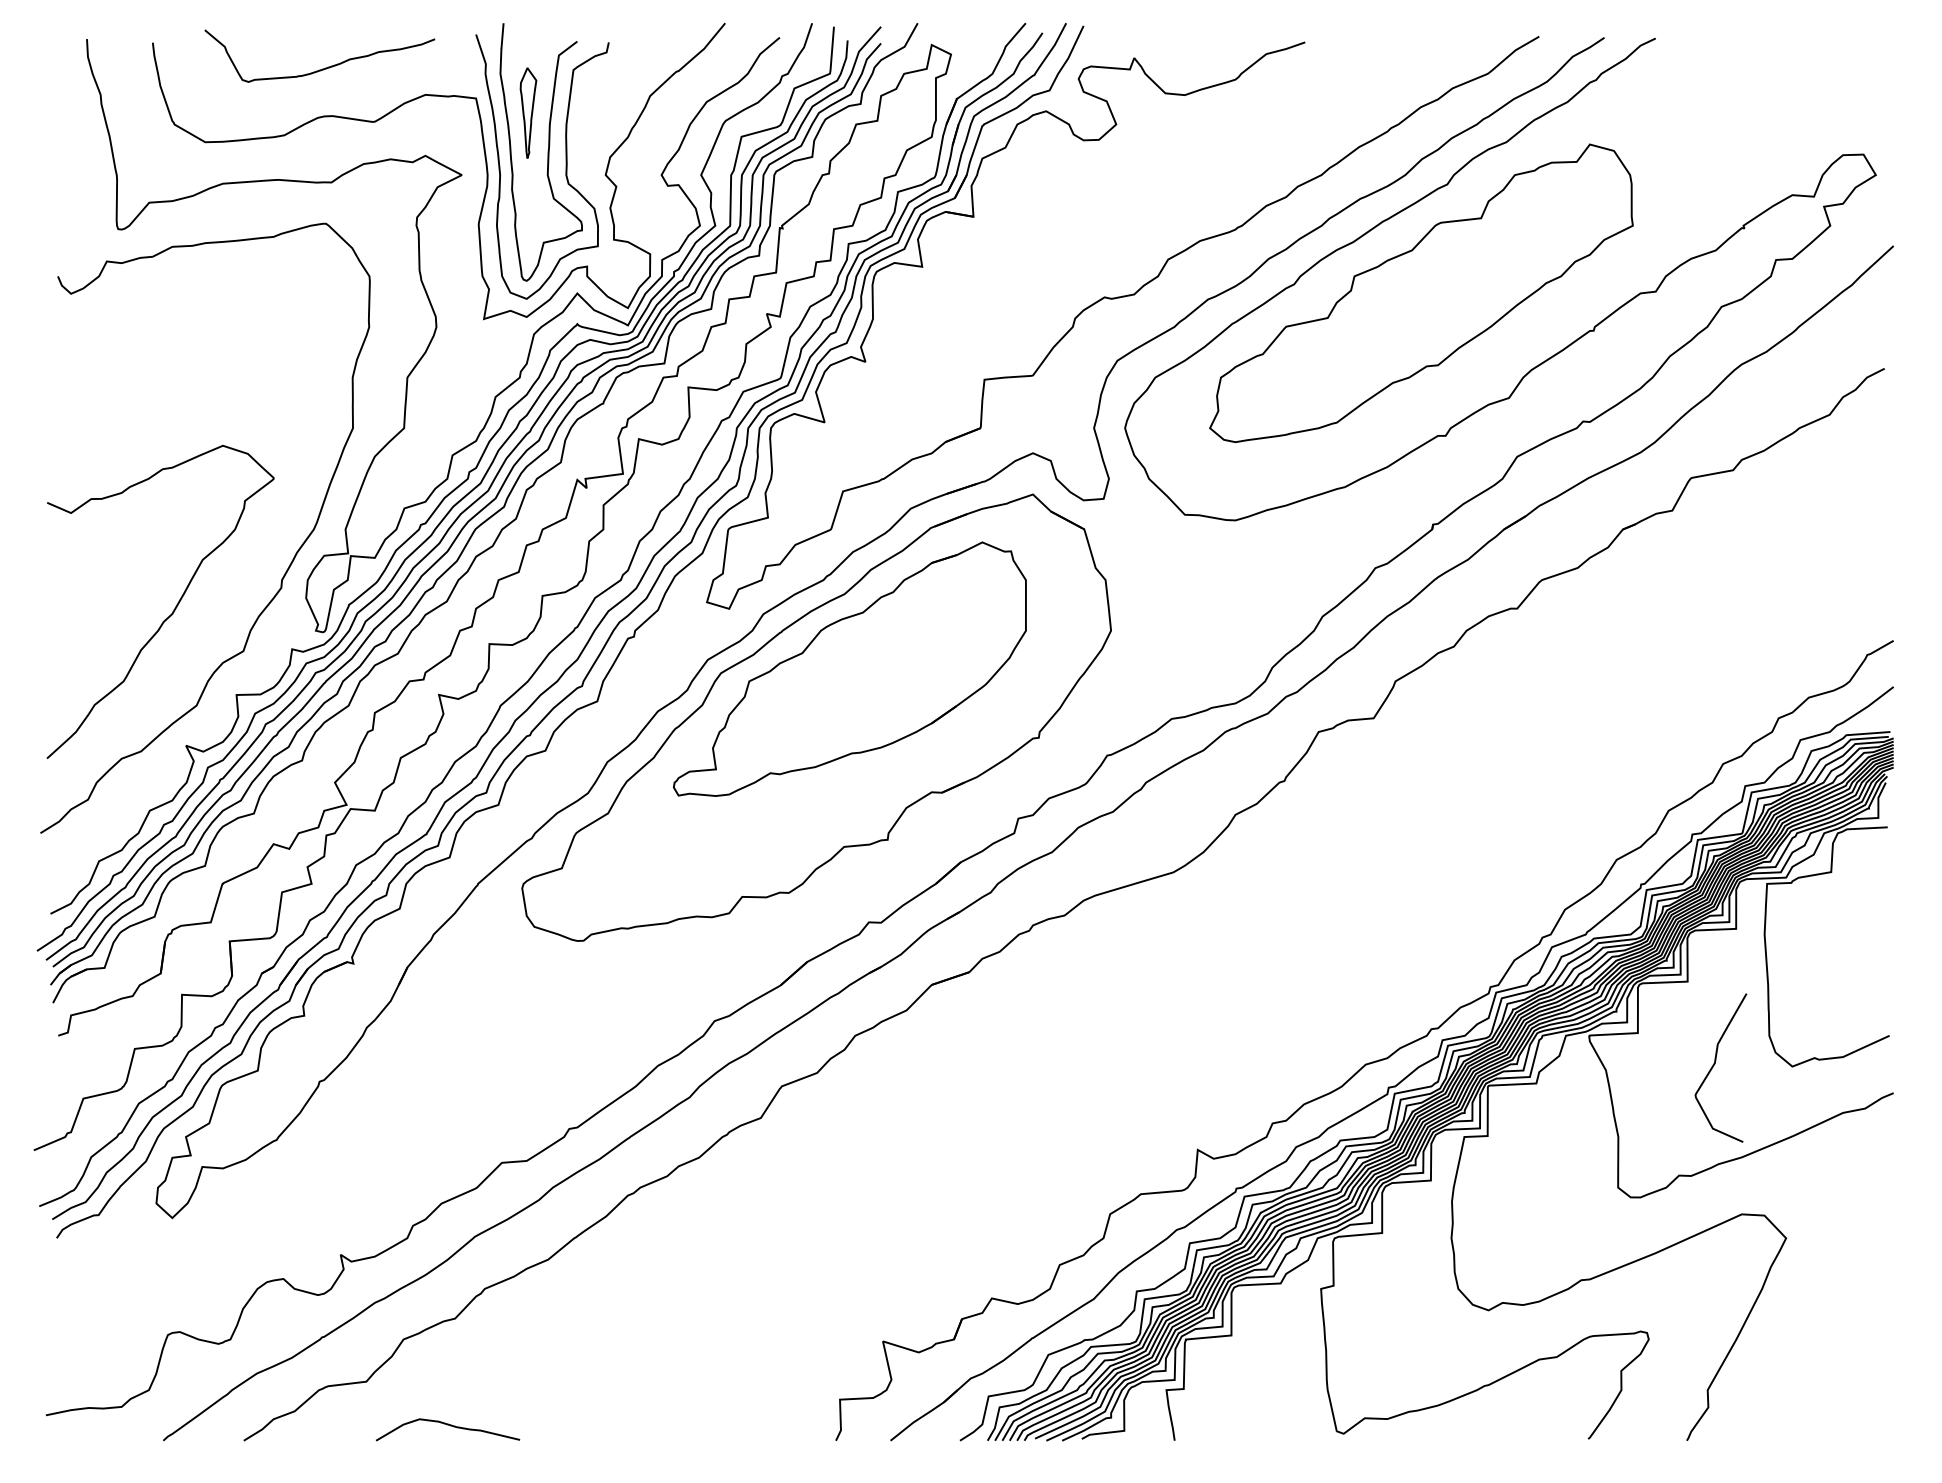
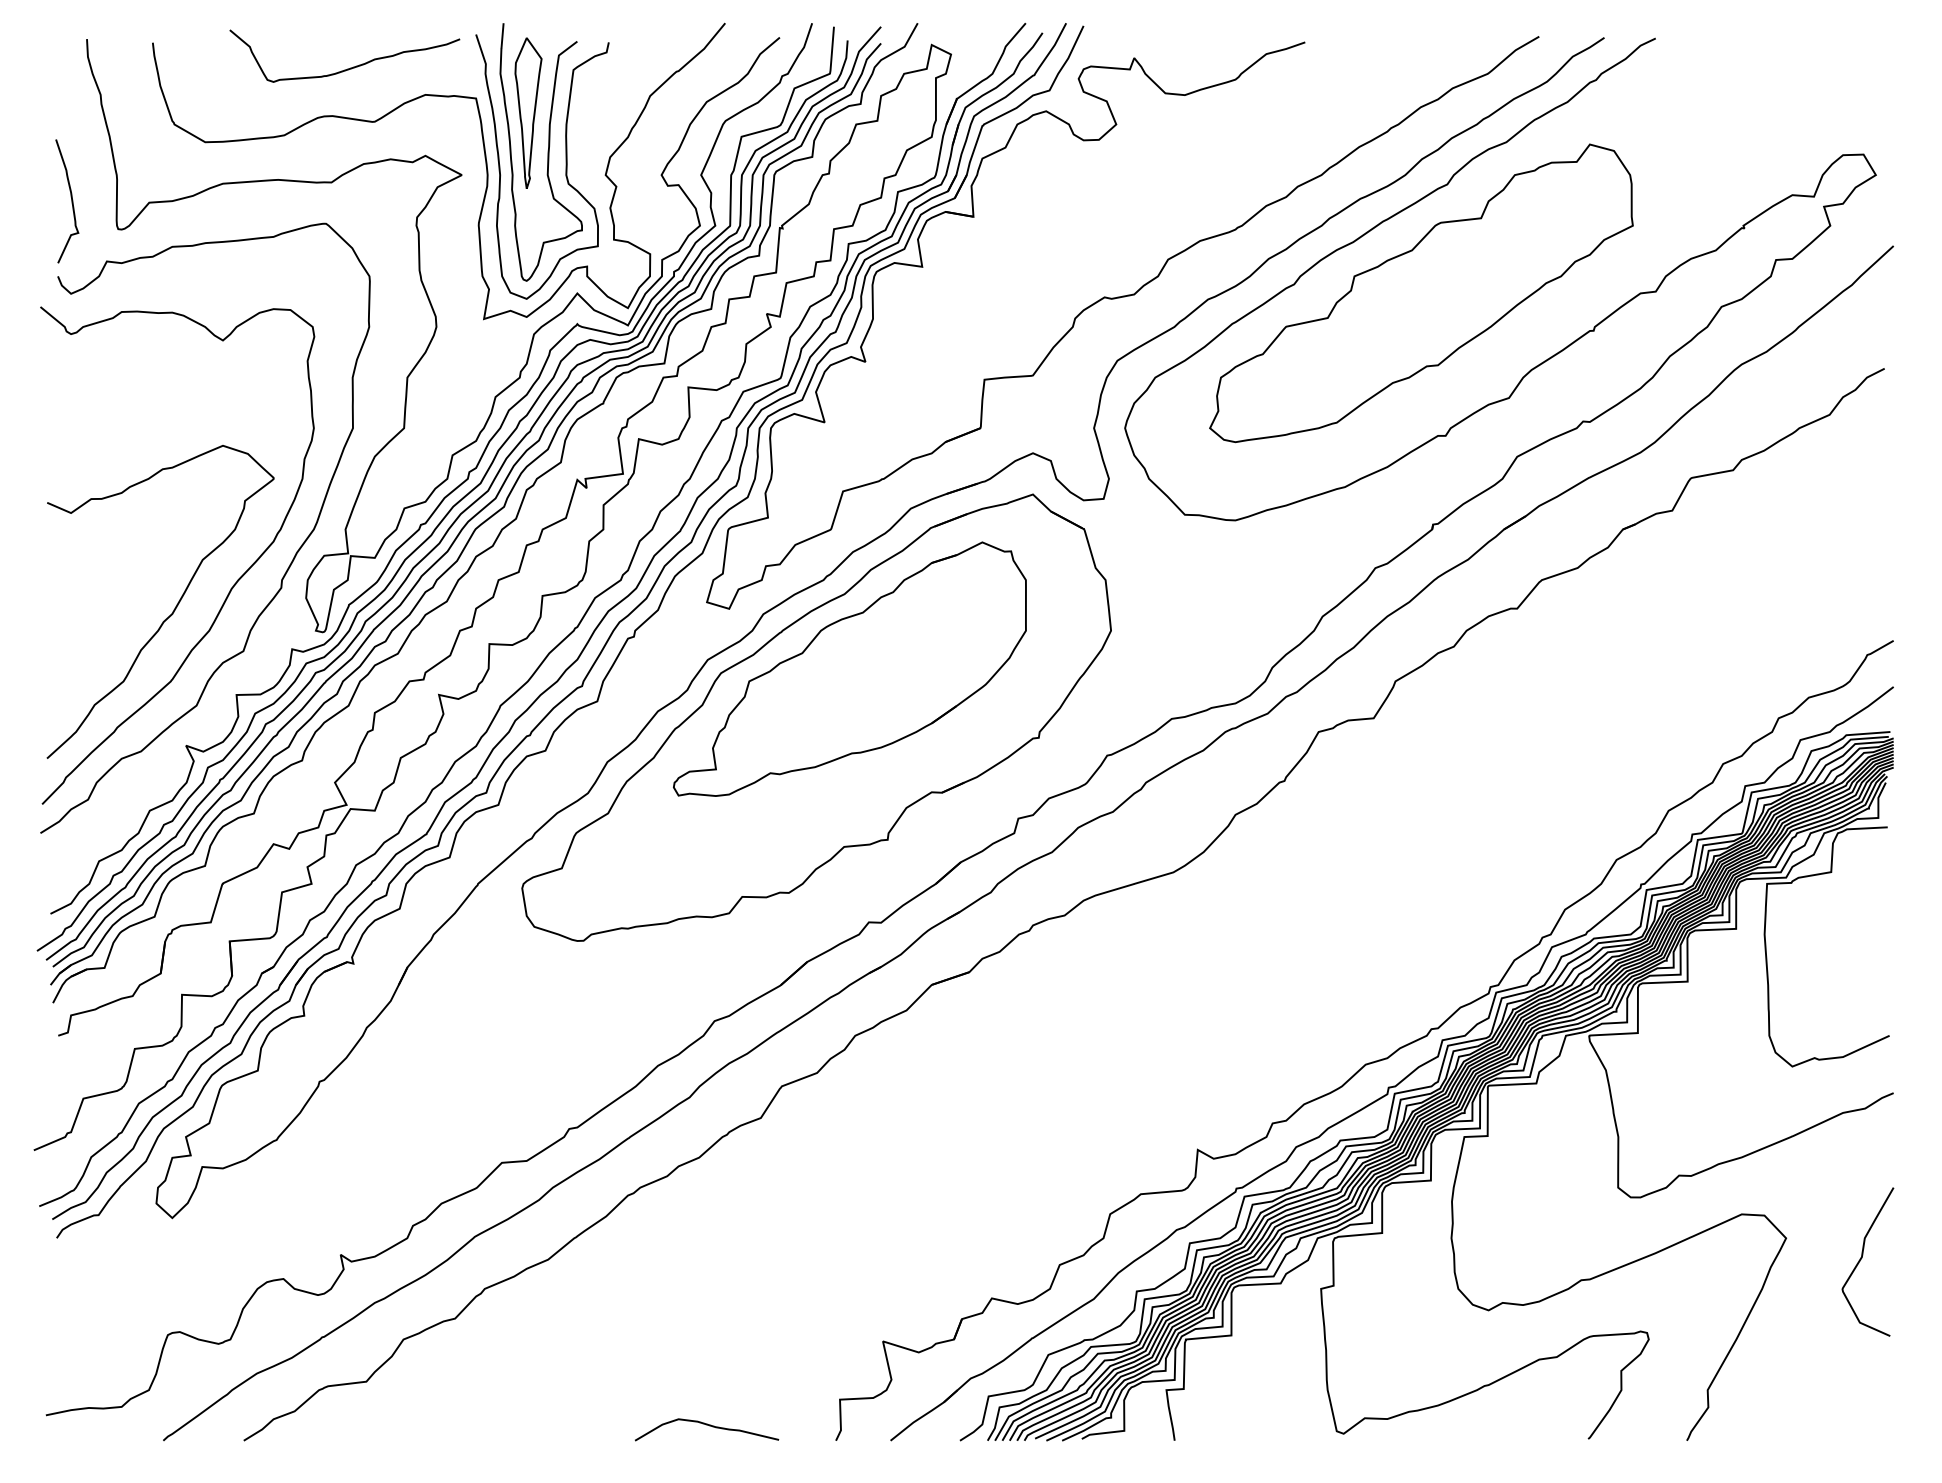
curve position: (322, 68) -> (347, 68) (347, 68)
part size: 19x92 px -> 29x152 px (528, 112)
curve: none -> present (71, 201)
curve: none -> present (230, 588)
curve position: (1715, 1064) -> (1862, 1258) (1862, 1258)
curve position: (450, 1426) -> (709, 1426) (709, 1426)
